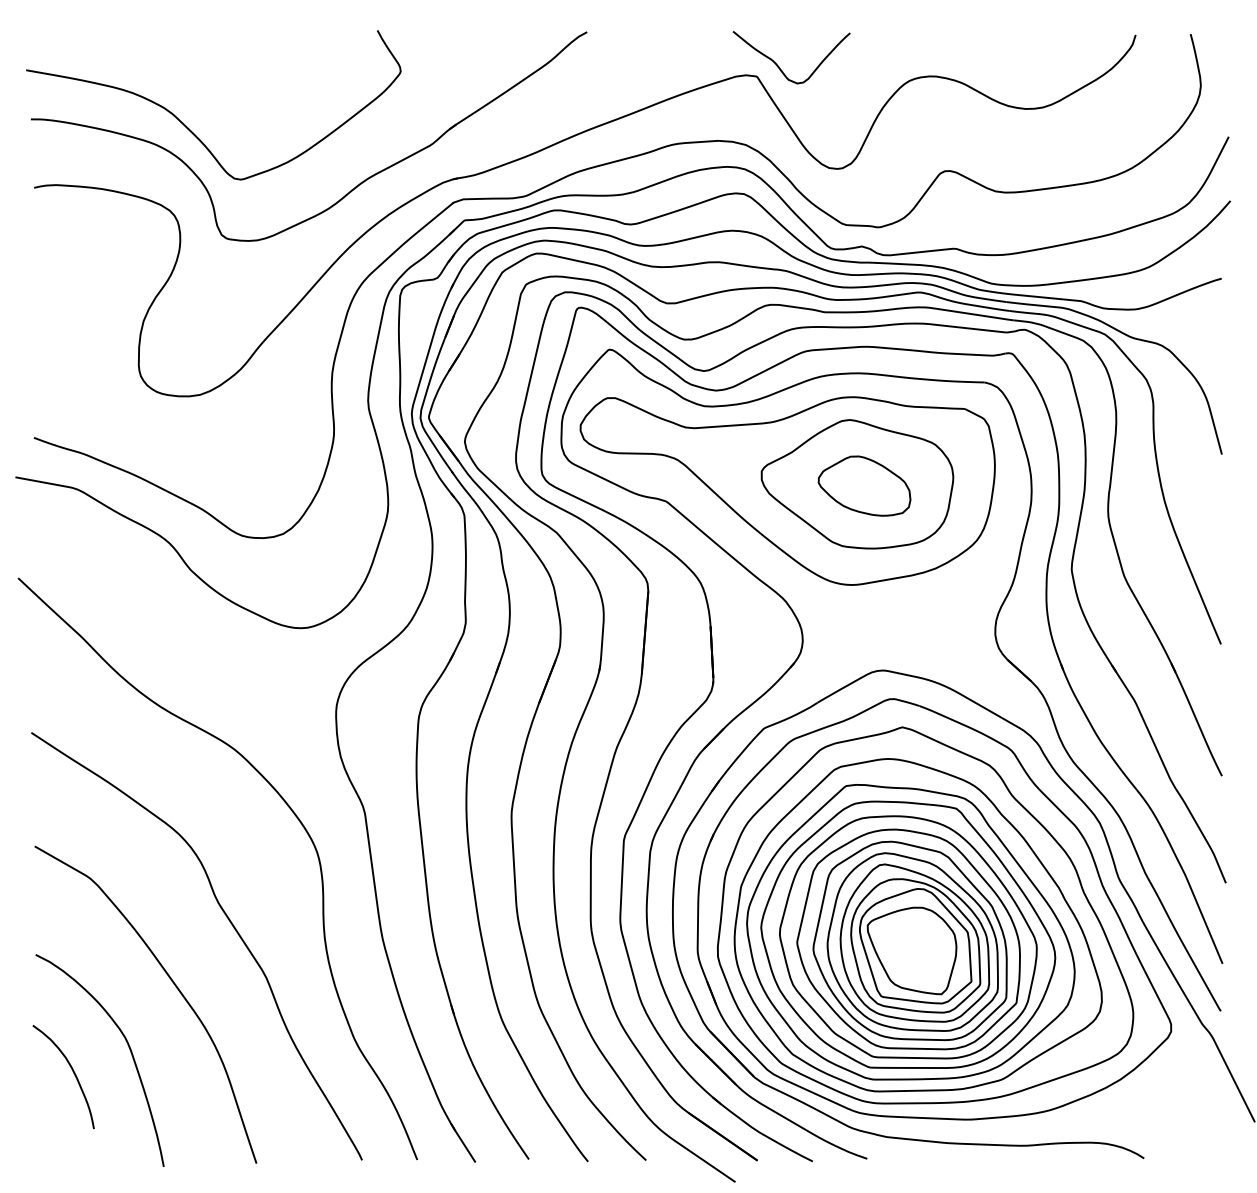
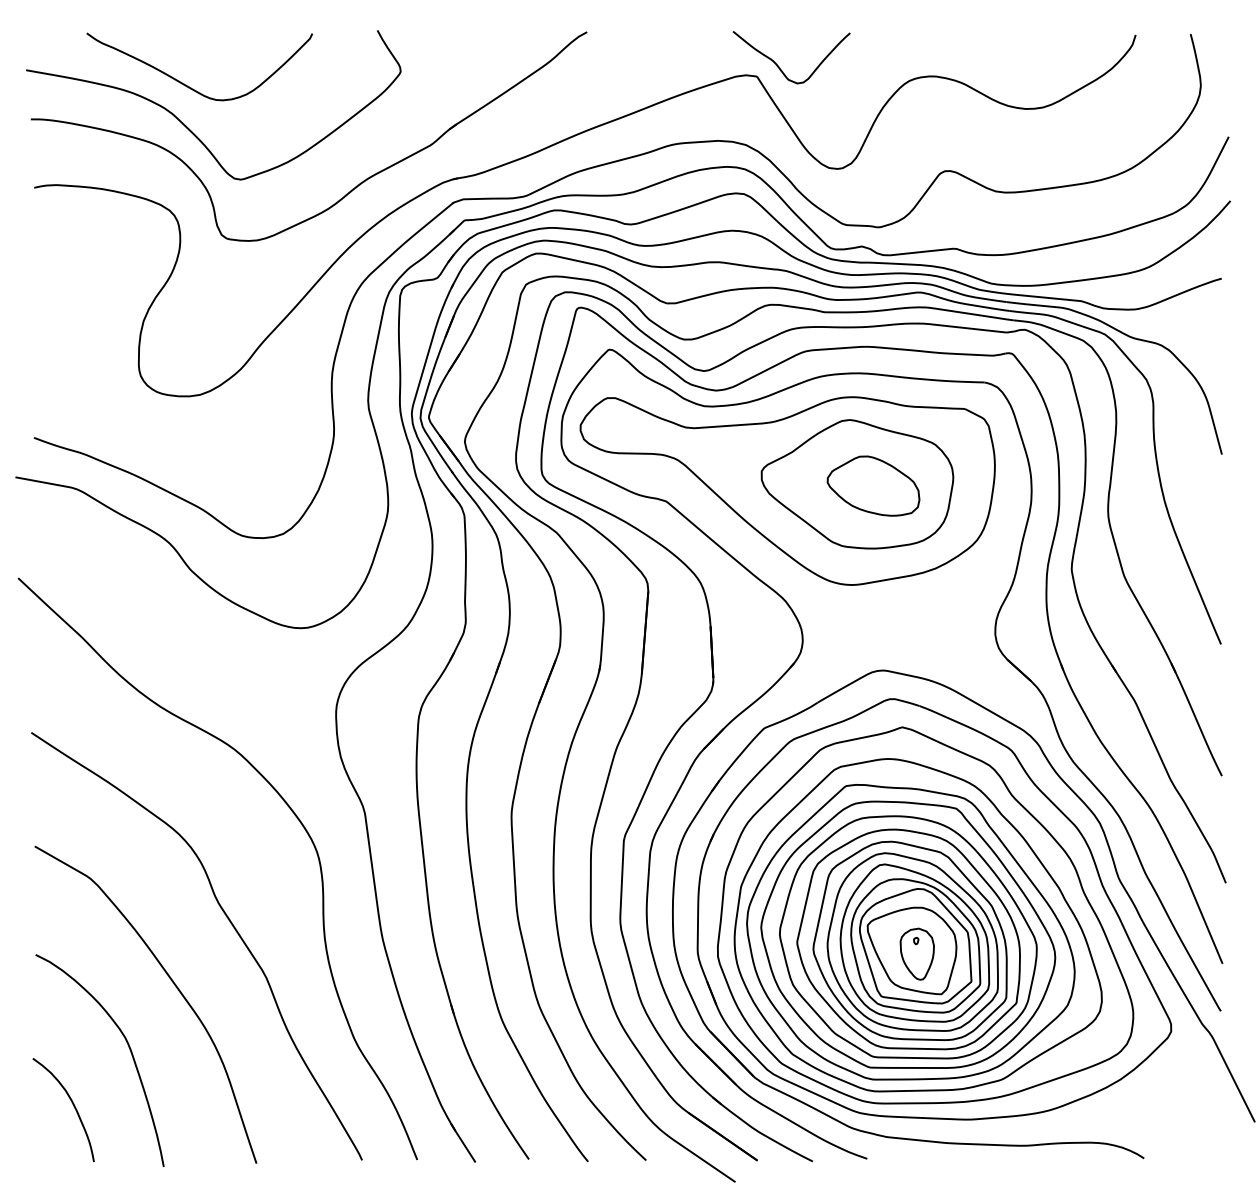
curve: none -> present (186, 84)
part position: (864, 485) -> (873, 485) (873, 485)
part: none -> present (916, 953)
curve position: (73, 1073) -> (73, 1106) (73, 1106)
